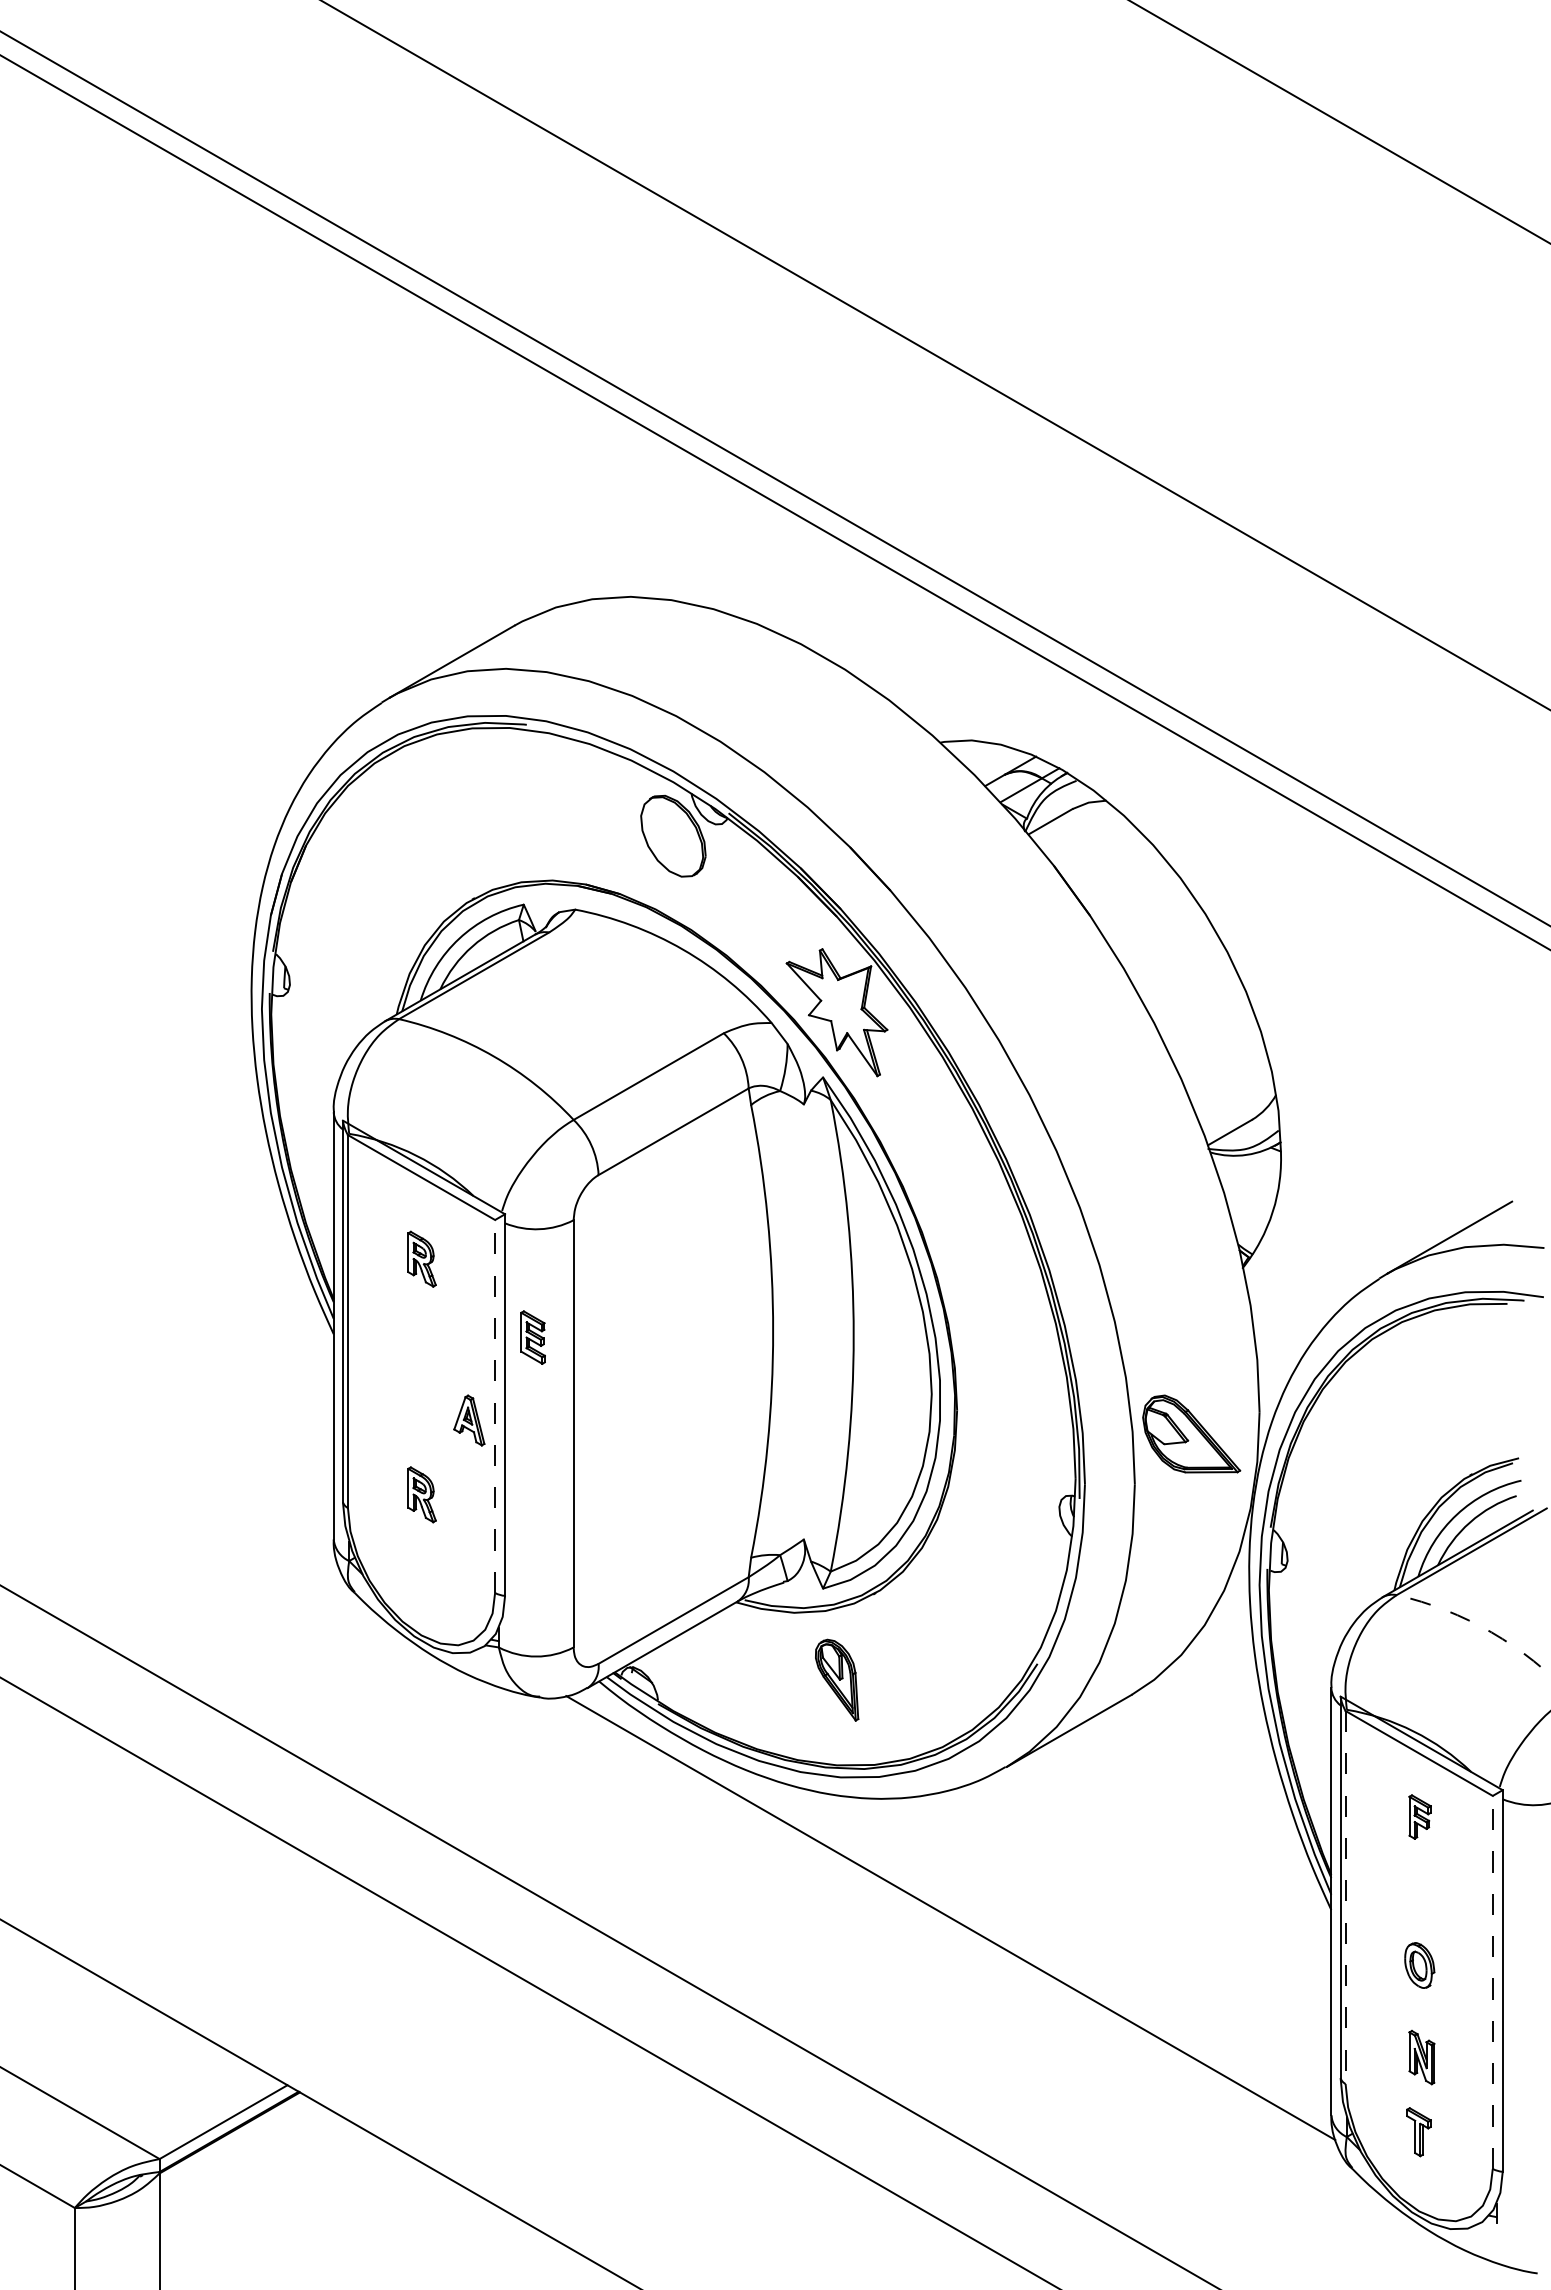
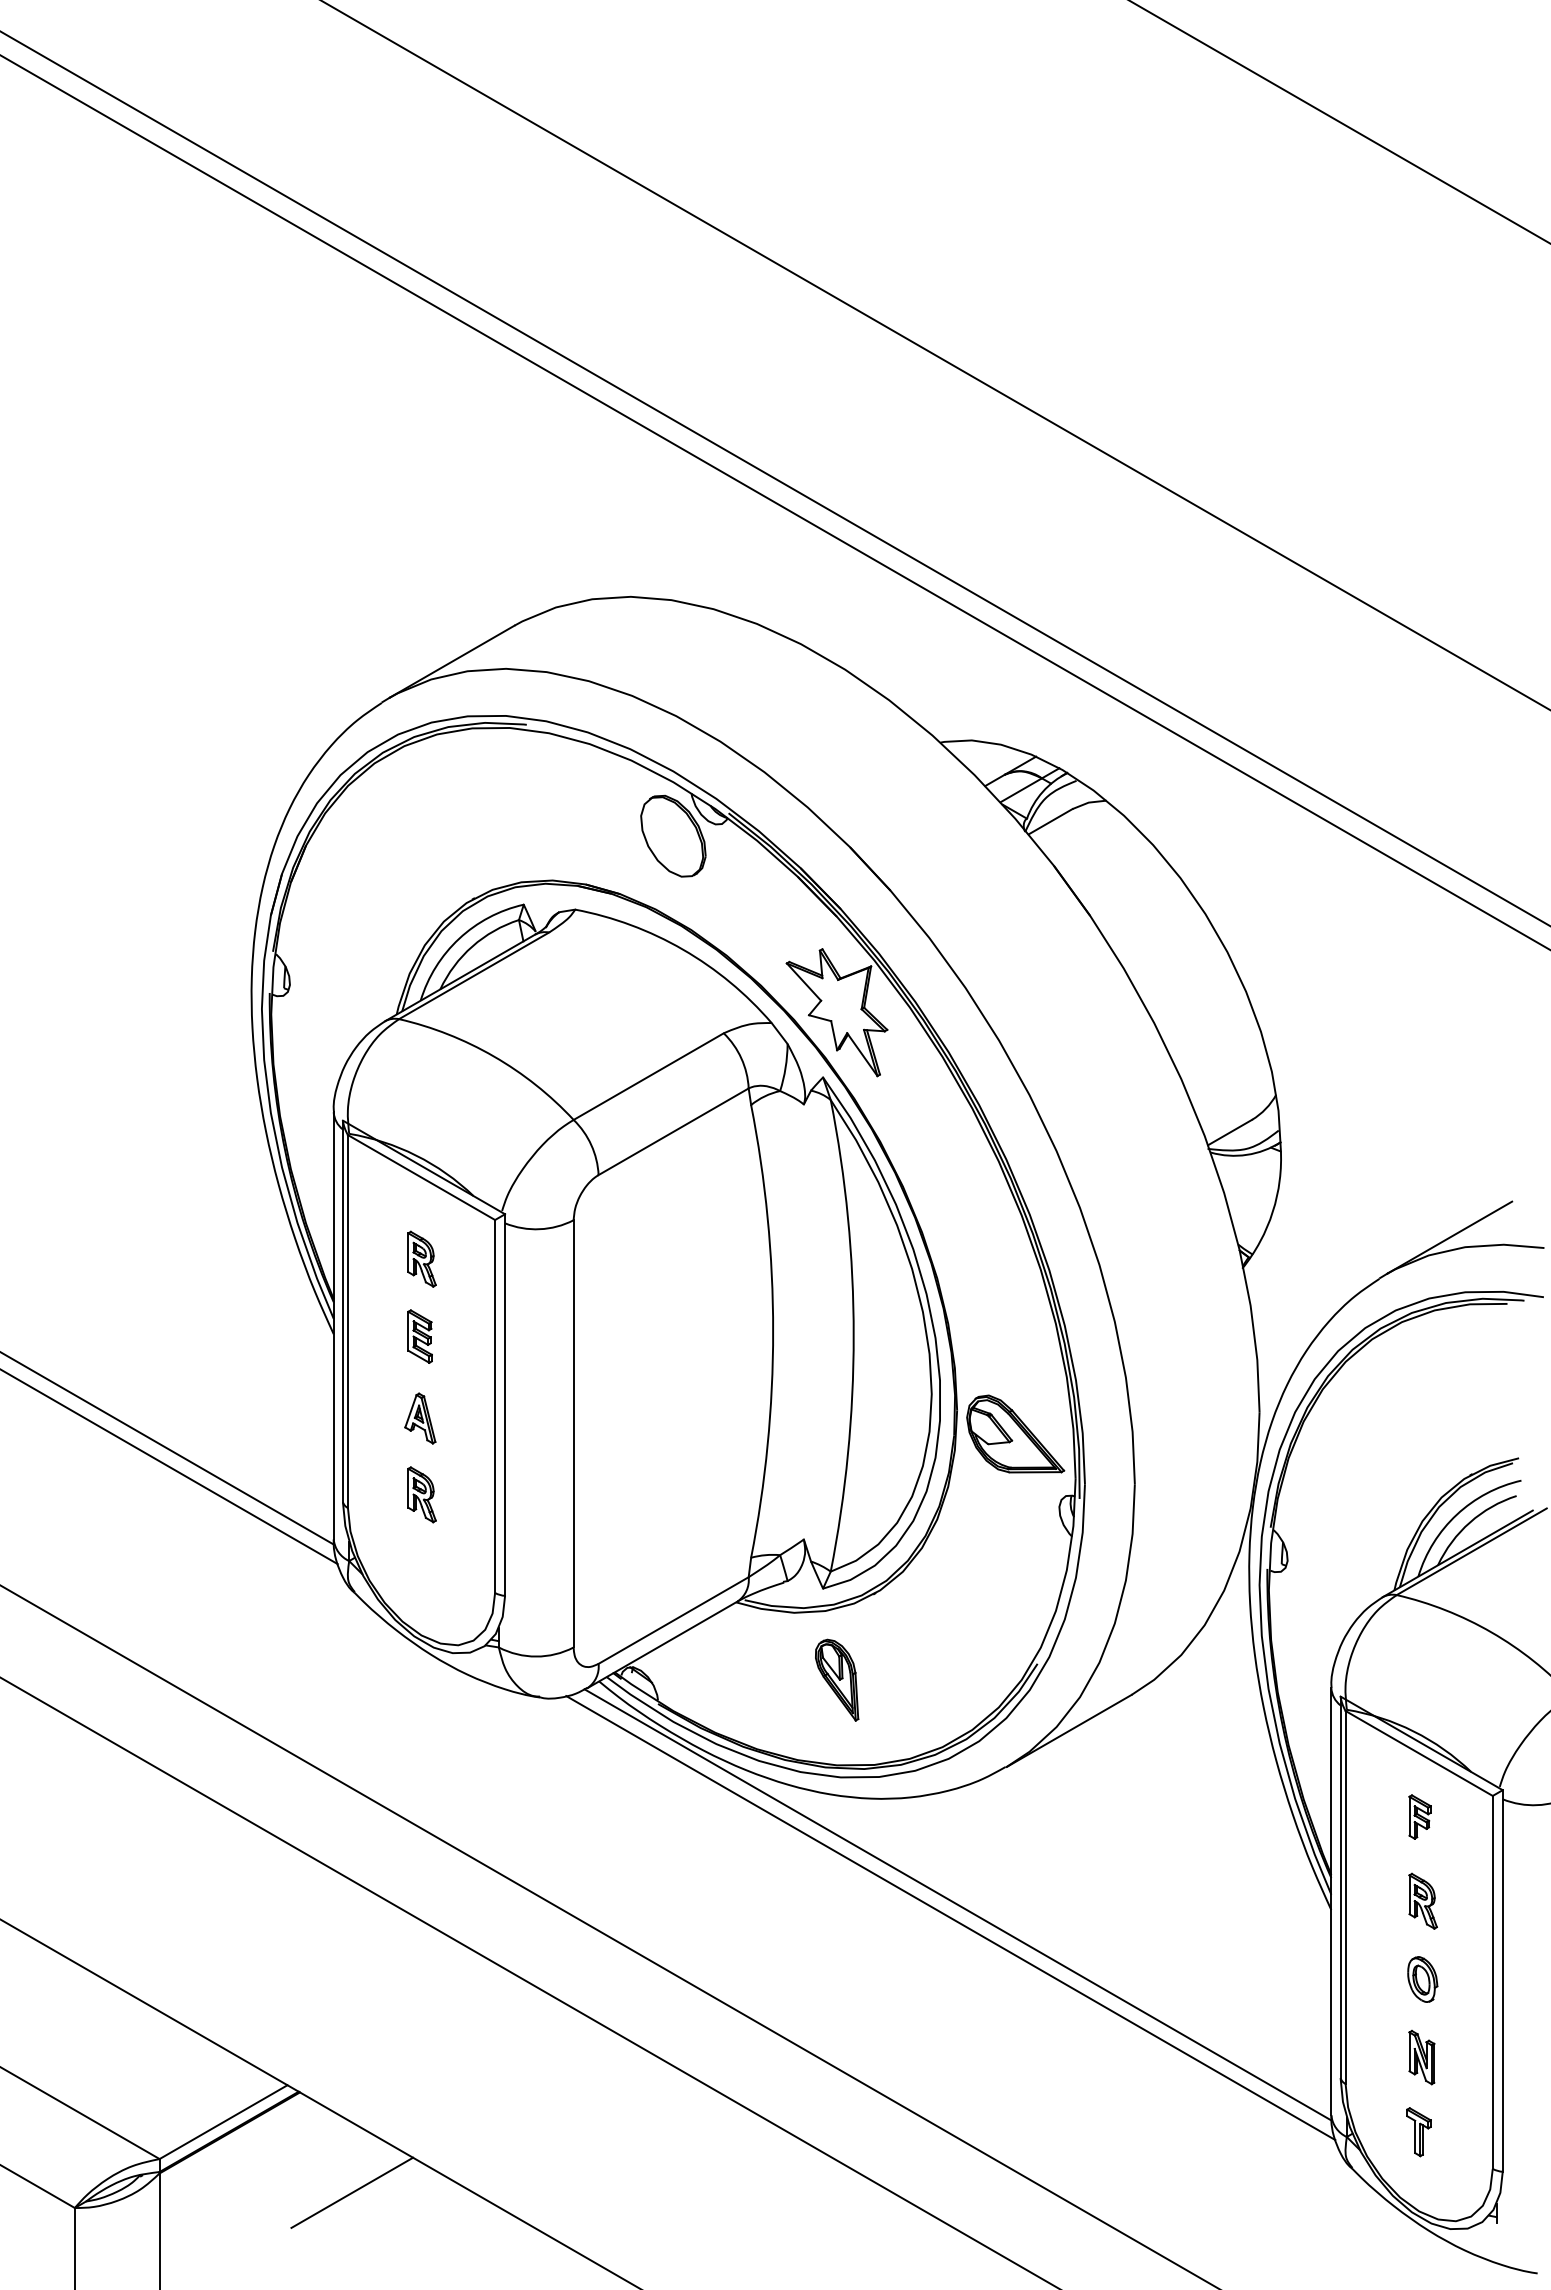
part position: (532, 1337) -> (419, 1336) (419, 1336)
line: dashed -> solid (495, 1405)
part position: (469, 1420) -> (420, 1418) (420, 1418)
part position: (1191, 1433) -> (1015, 1433) (1015, 1433)
line: none -> present (168, 1448)
line: none -> present (169, 1467)
arc: dashed -> solid (1479, 1625)
line: dashed -> solid (1345, 1897)
part: none -> present (1422, 1900)
line: none -> present (957, 1904)
part position: (1419, 1965) -> (1422, 1979) (1422, 1979)
line: dashed -> solid (1492, 1981)
line: none -> present (352, 2192)
